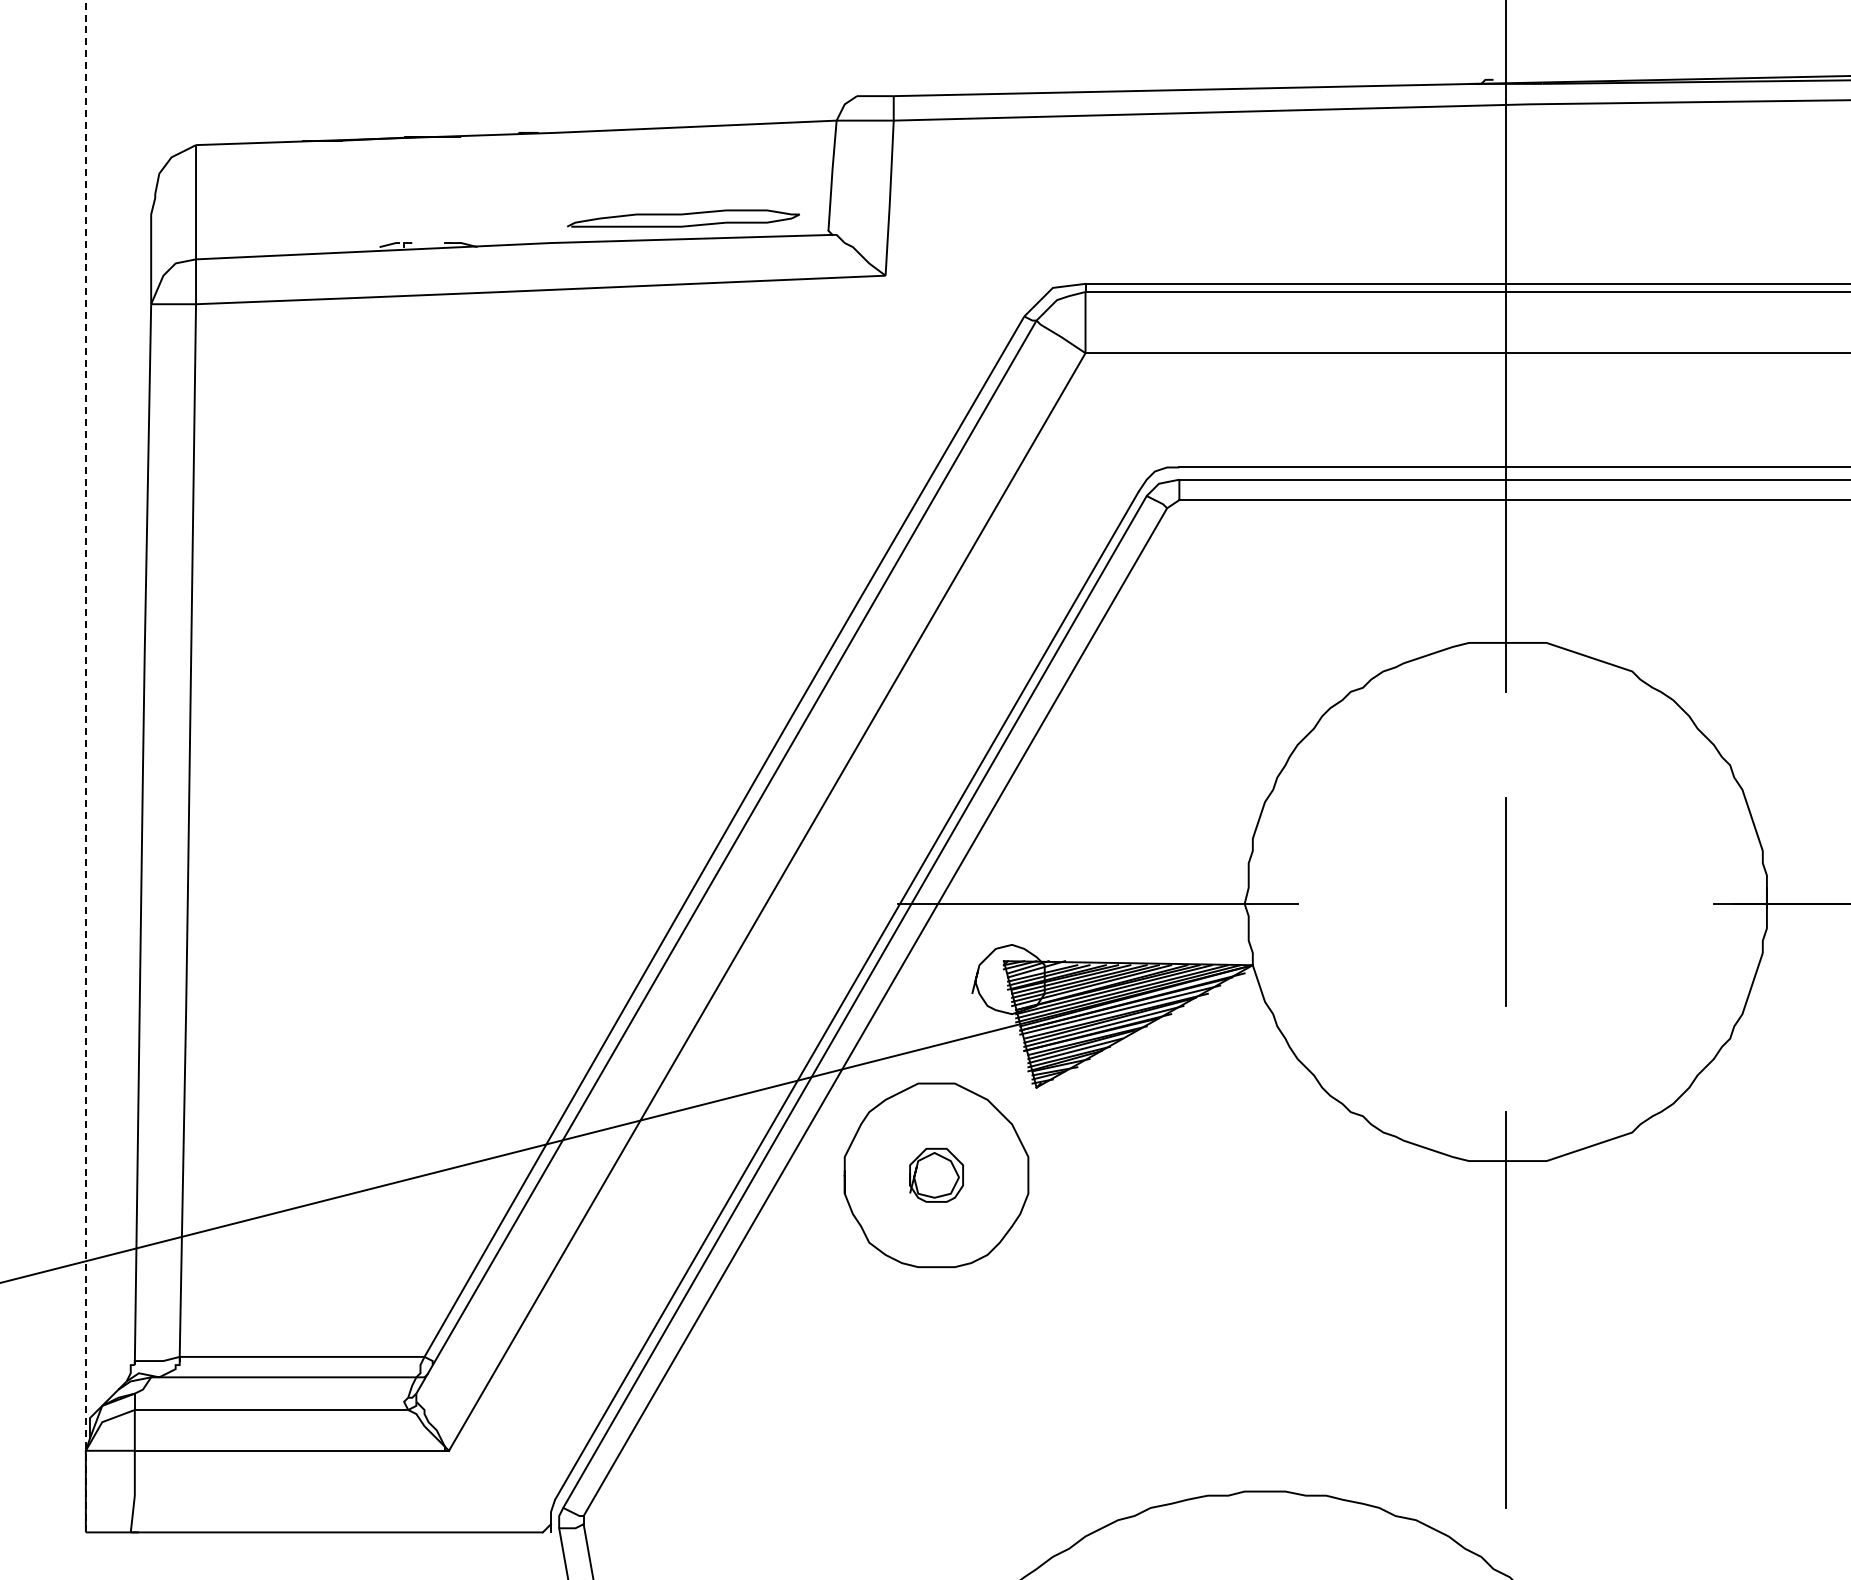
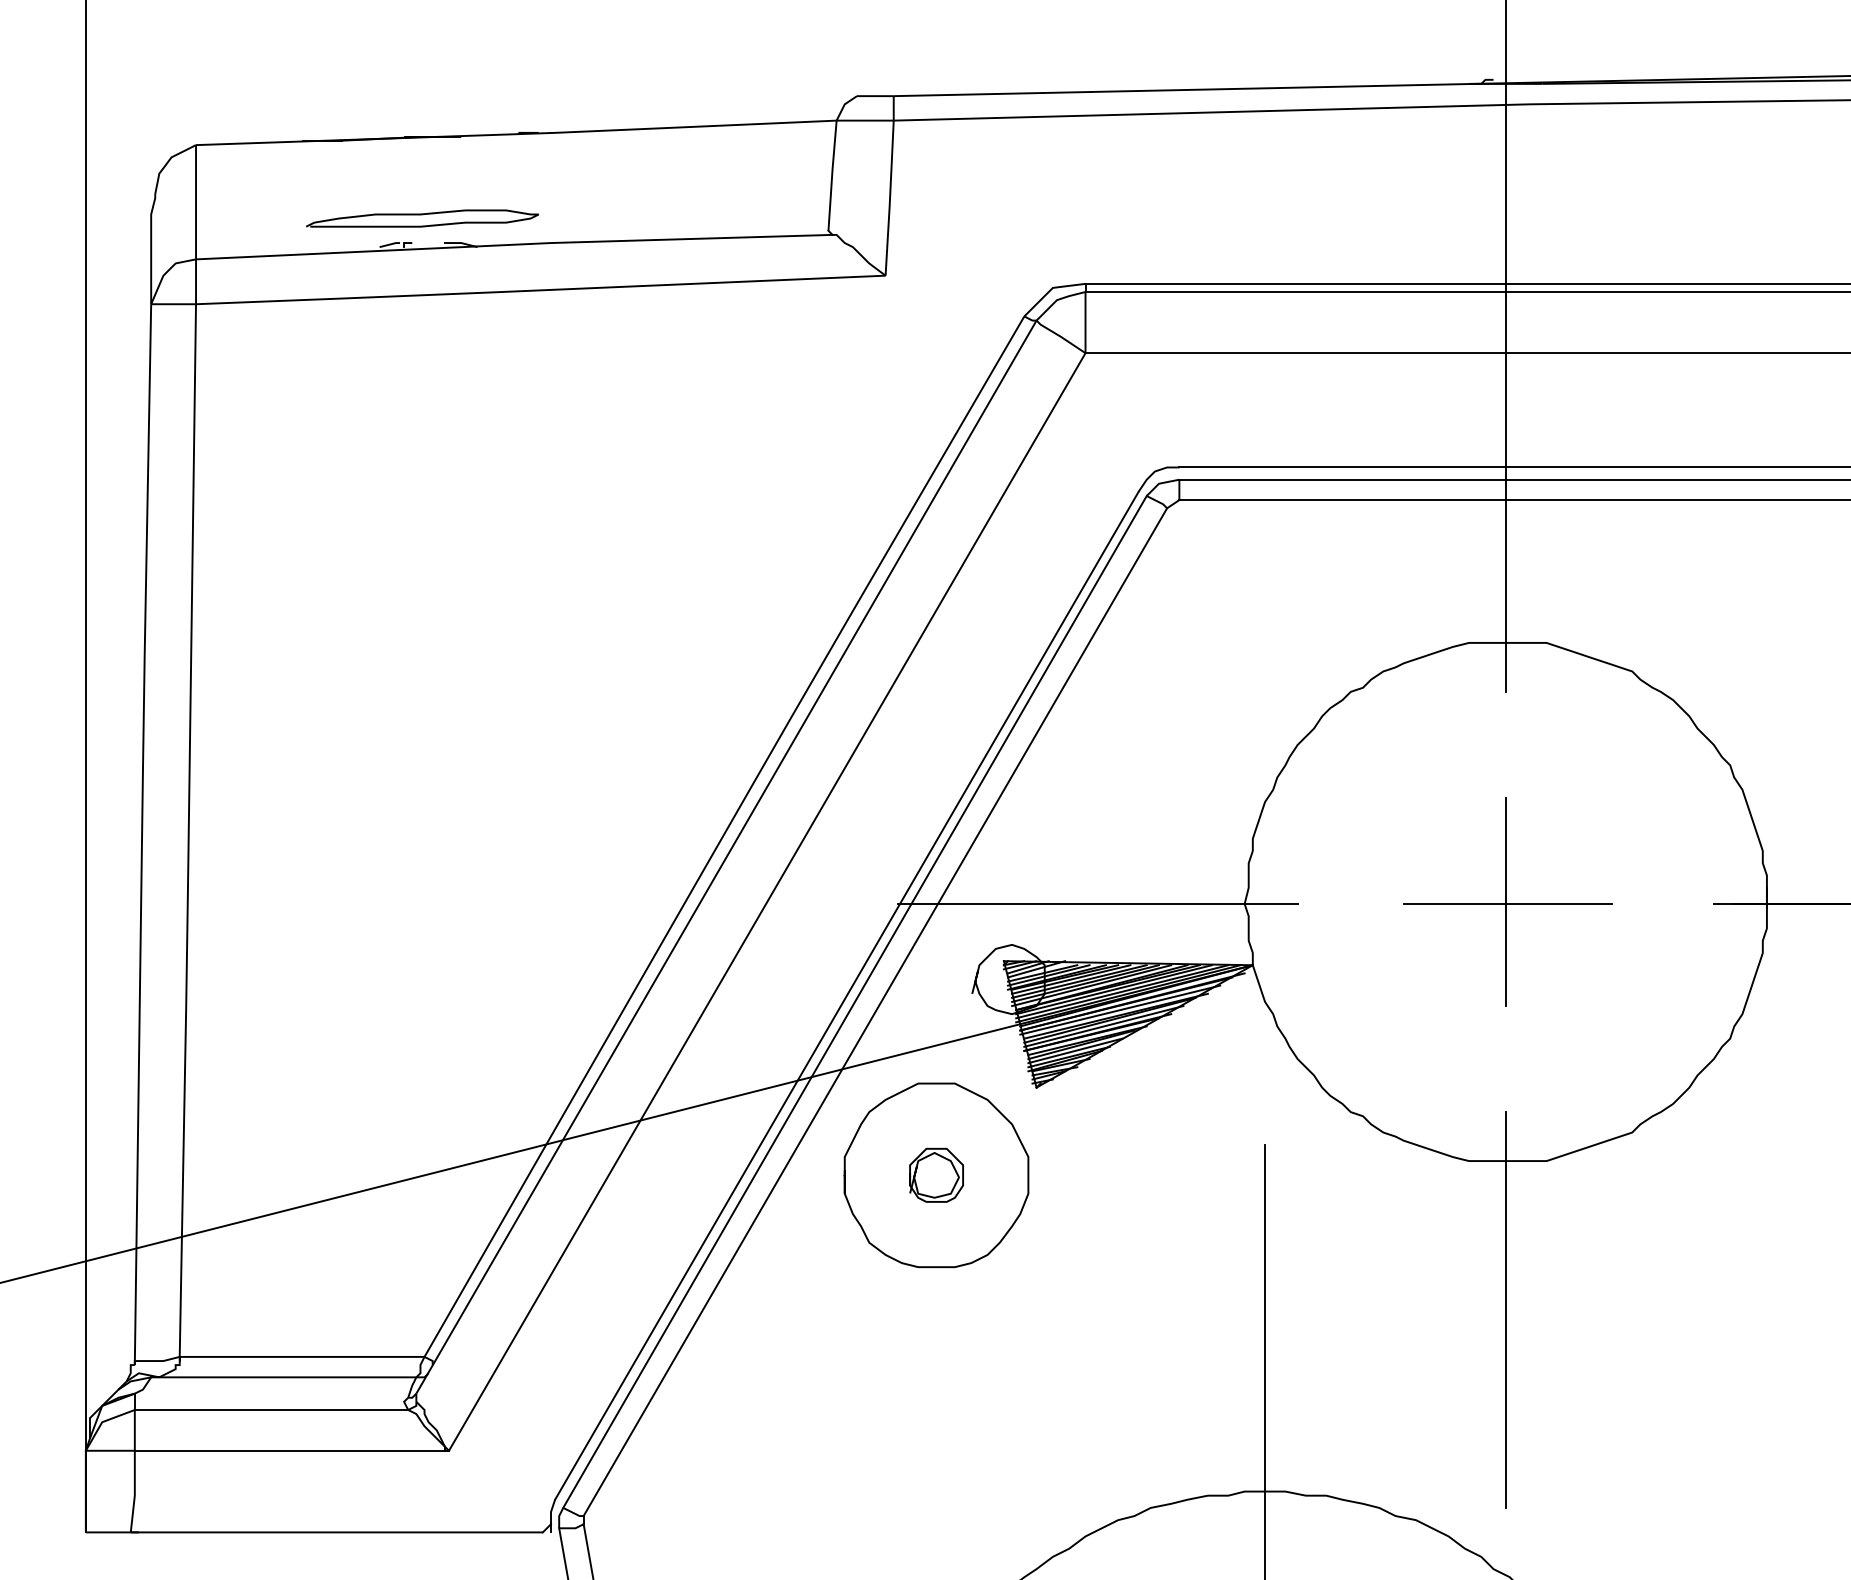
curve position: (683, 215) -> (422, 215) (422, 215)
line: dashed -> solid (85, 766)
line: none -> present (1507, 904)
line: none -> present (1265, 1360)
